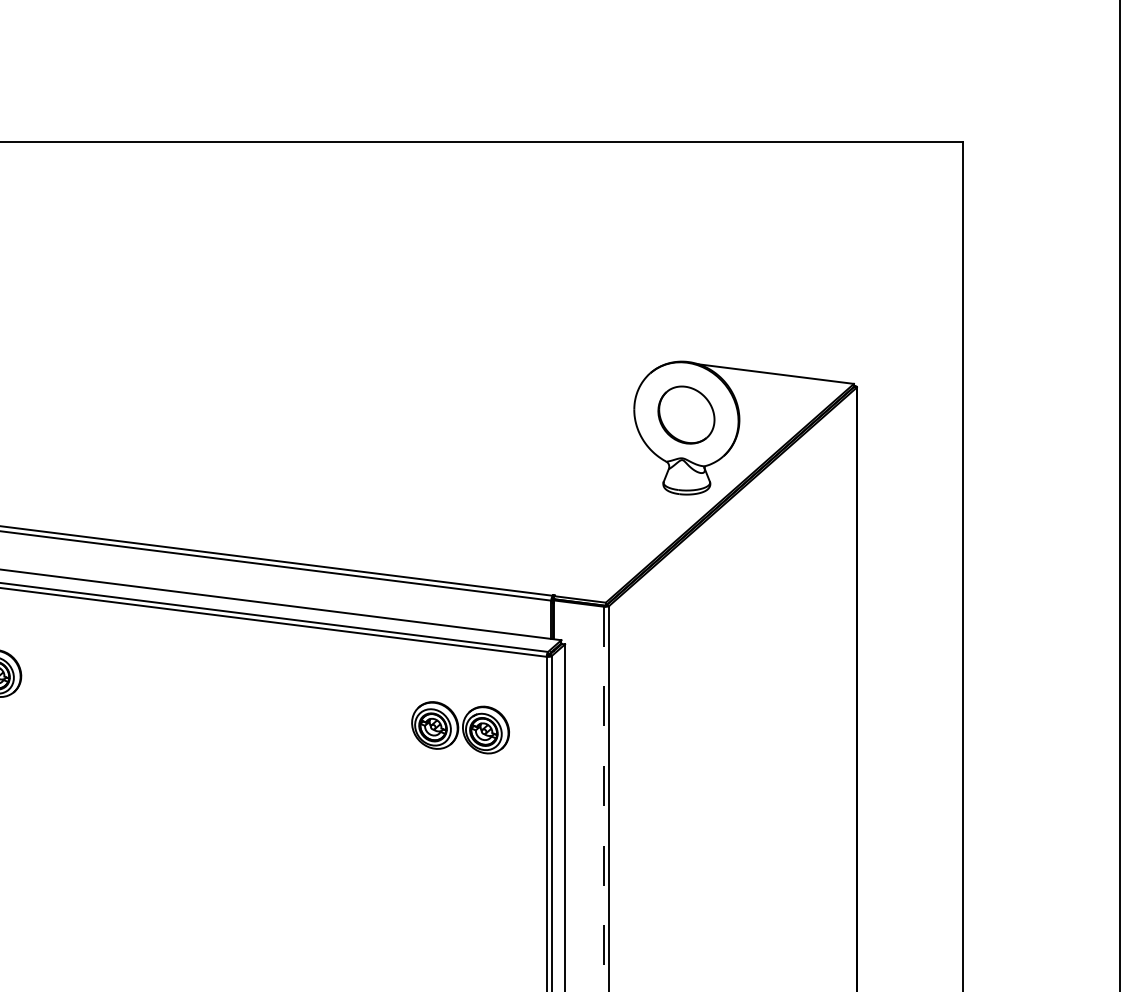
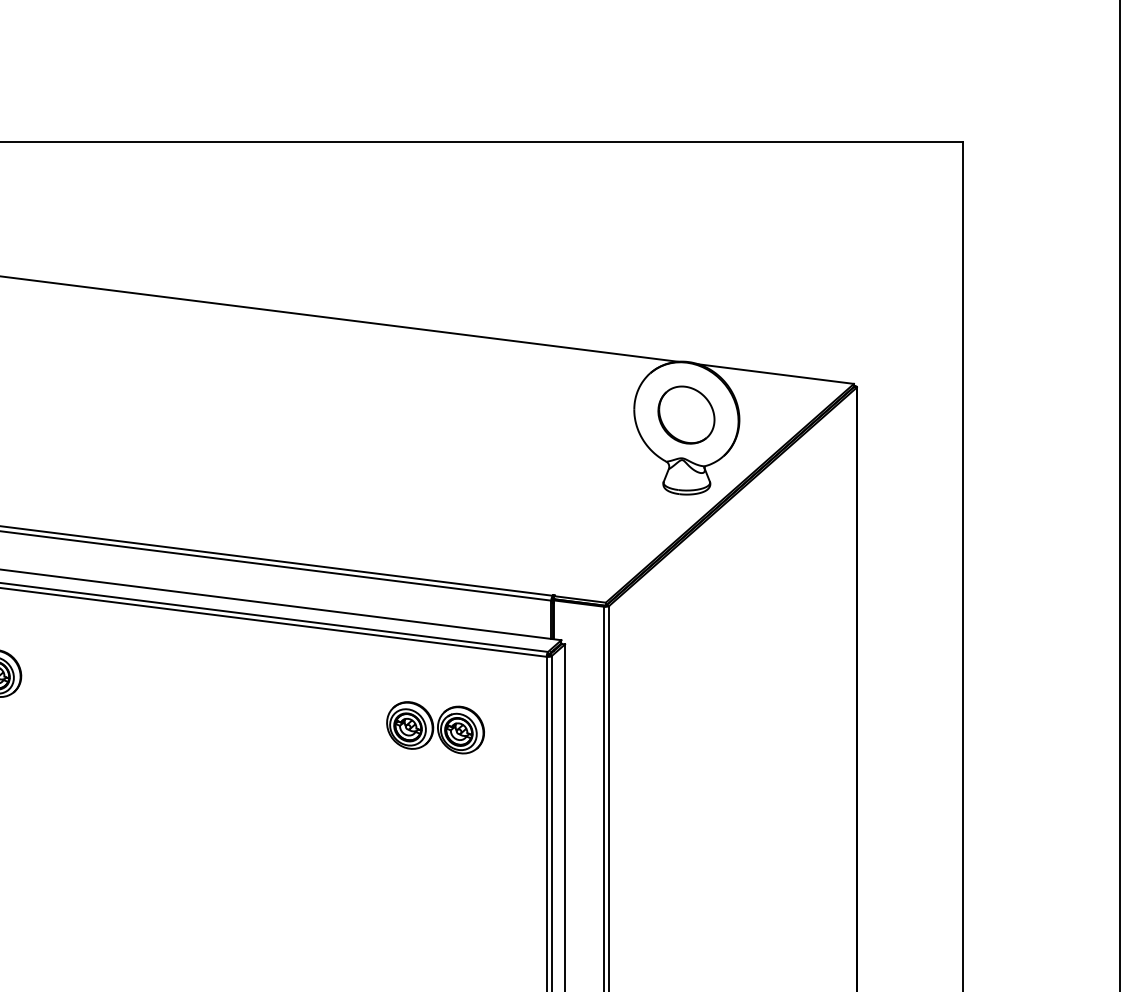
line: none -> present (340, 318)
part position: (460, 727) -> (435, 727) (435, 727)
line: dashed -> solid (604, 799)
